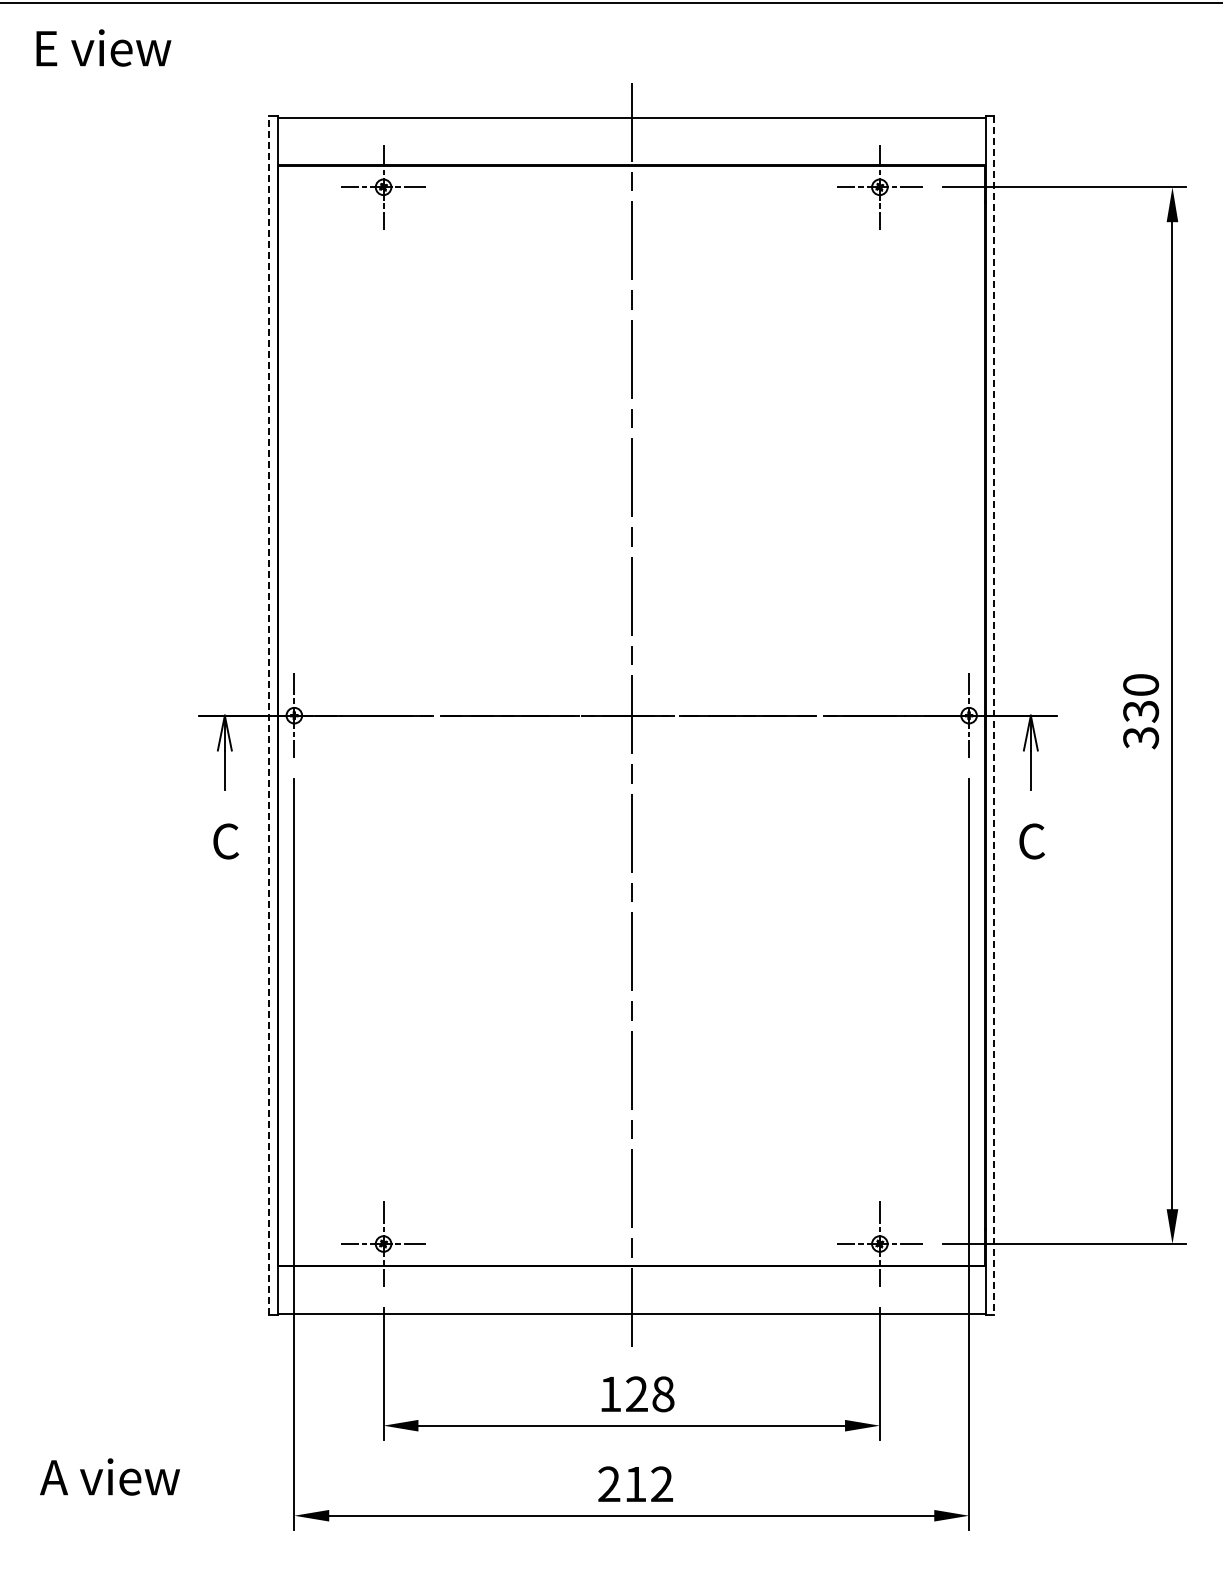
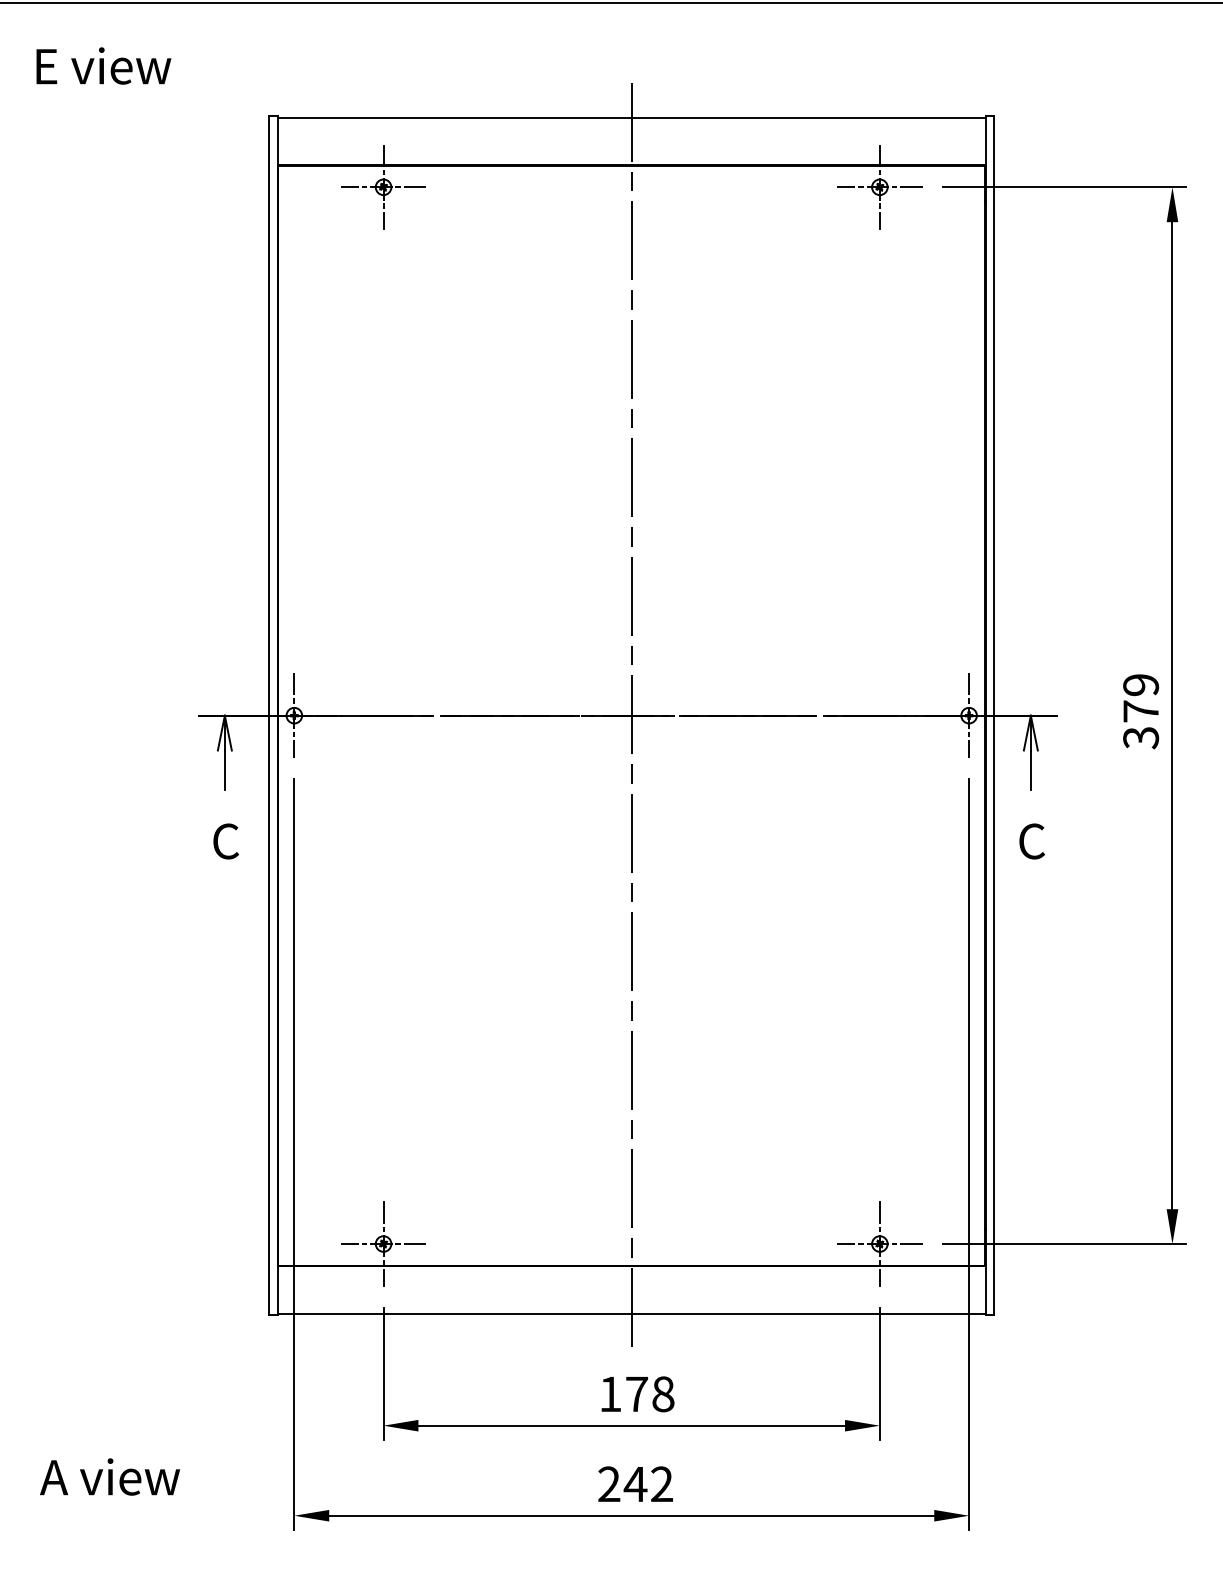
text position: (103, 47) -> (103, 65) (103, 65)
text: 330 -> 379 (1141, 698)
line: dashed -> solid (269, 715)
line: dashed -> solid (994, 716)
text: 128 -> 178 (637, 1393)
text: 212 -> 242 (635, 1484)
